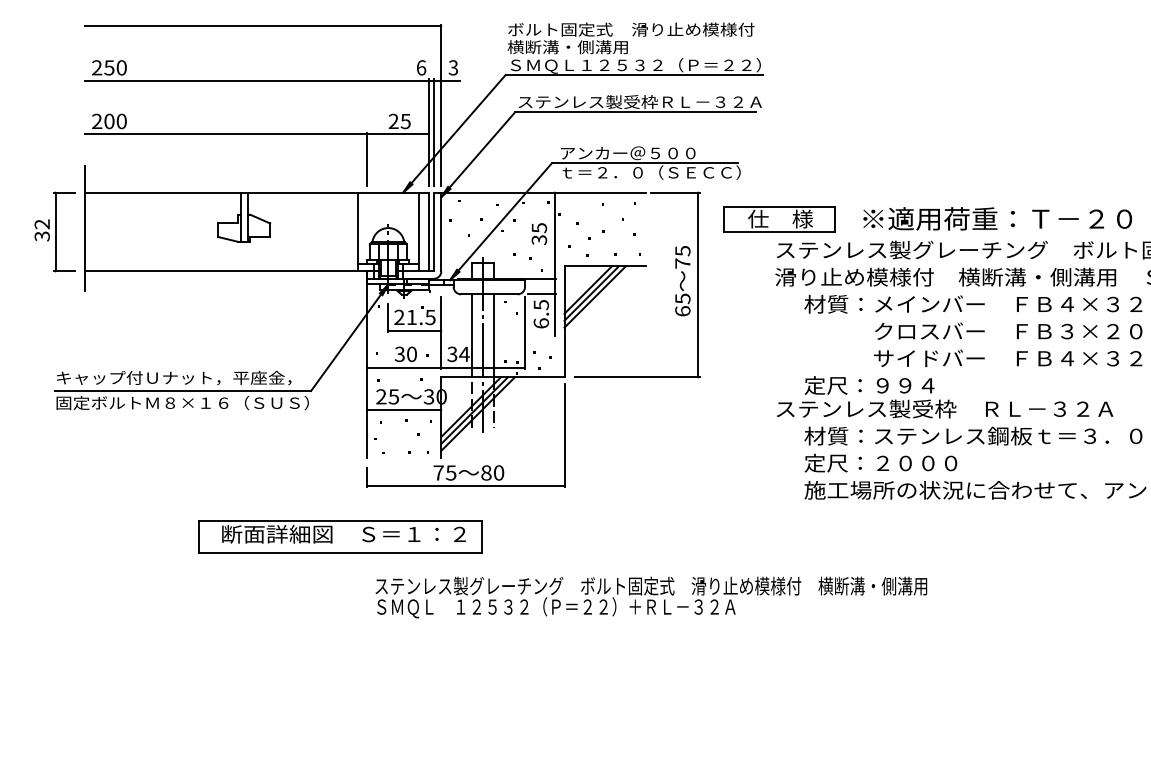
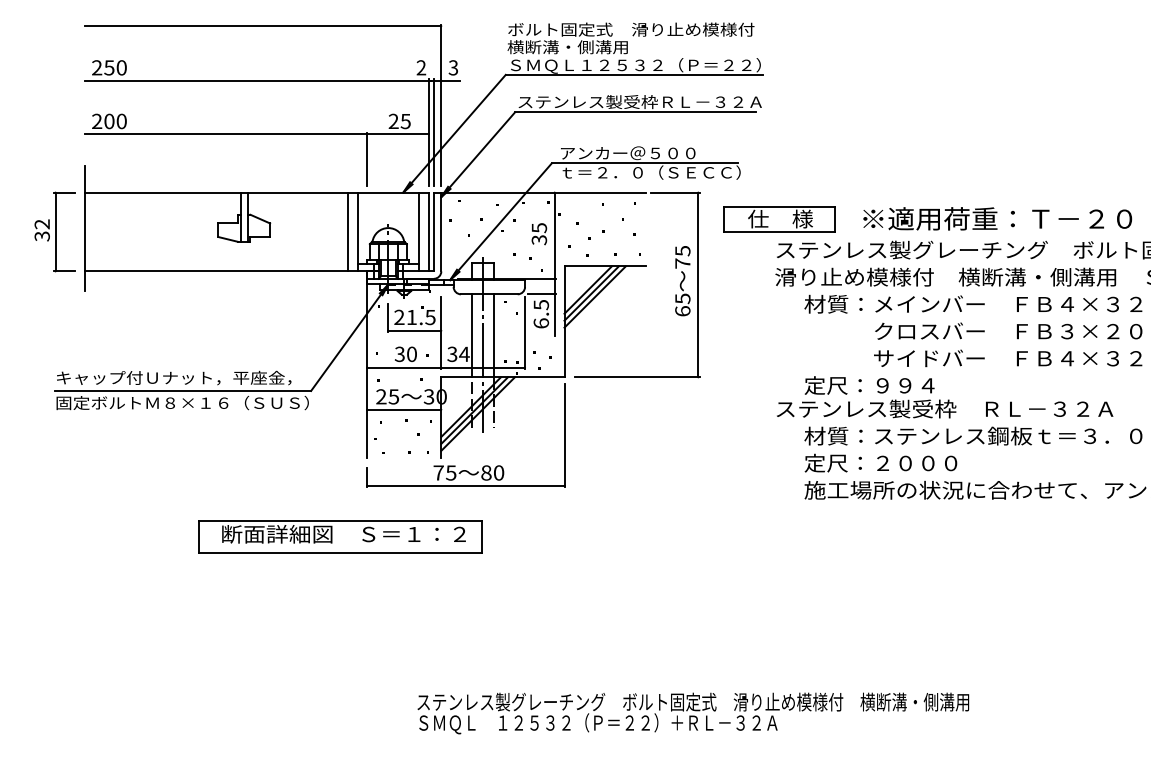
text: 6 -> 2 (421, 67)
line: none -> present (347, 231)
text position: (651, 597) -> (693, 713) (693, 713)
